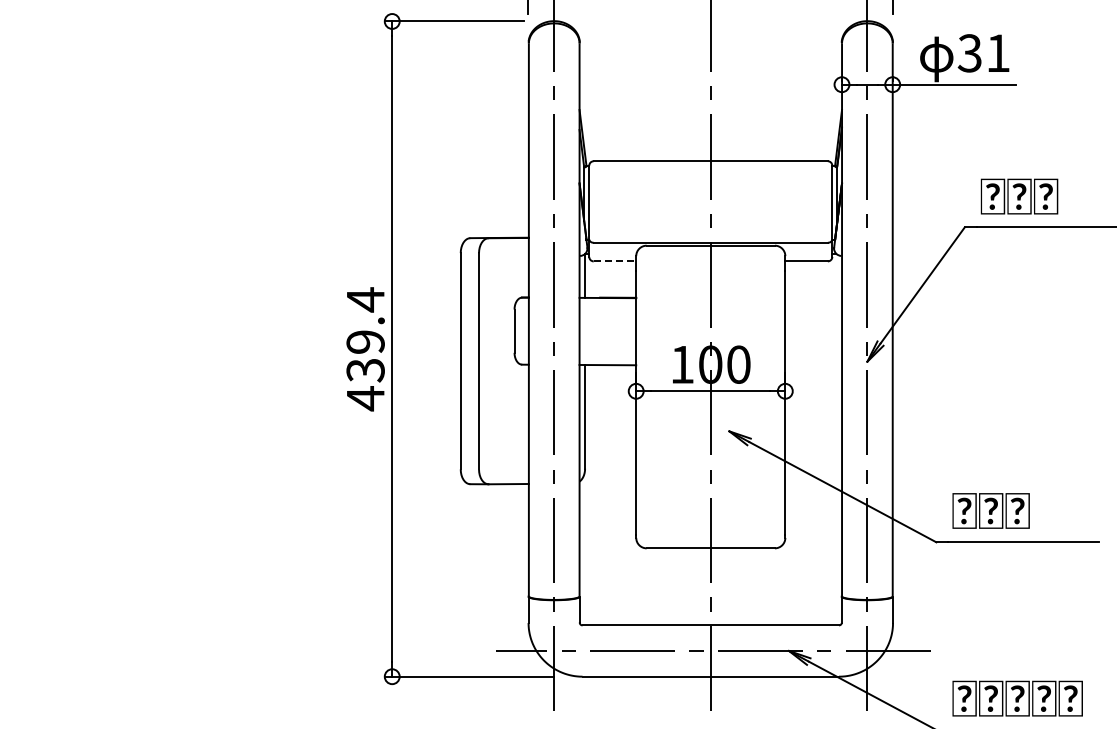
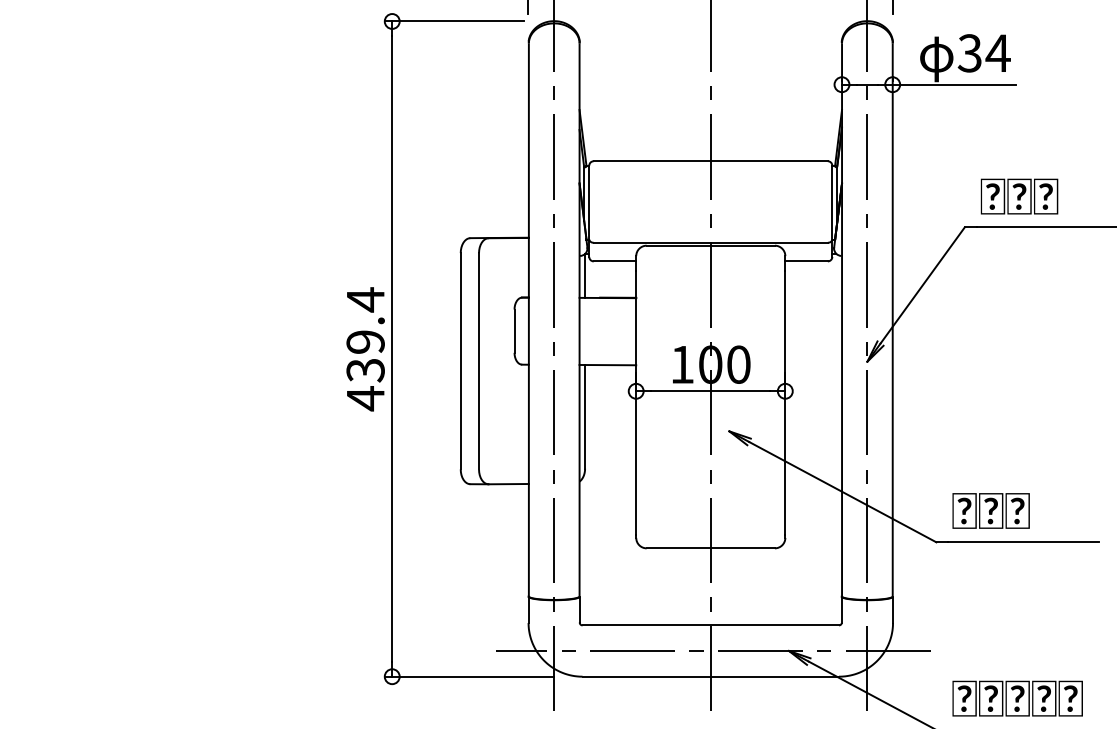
text: 31 -> 34 (997, 52)
line: dashed -> solid (615, 261)
